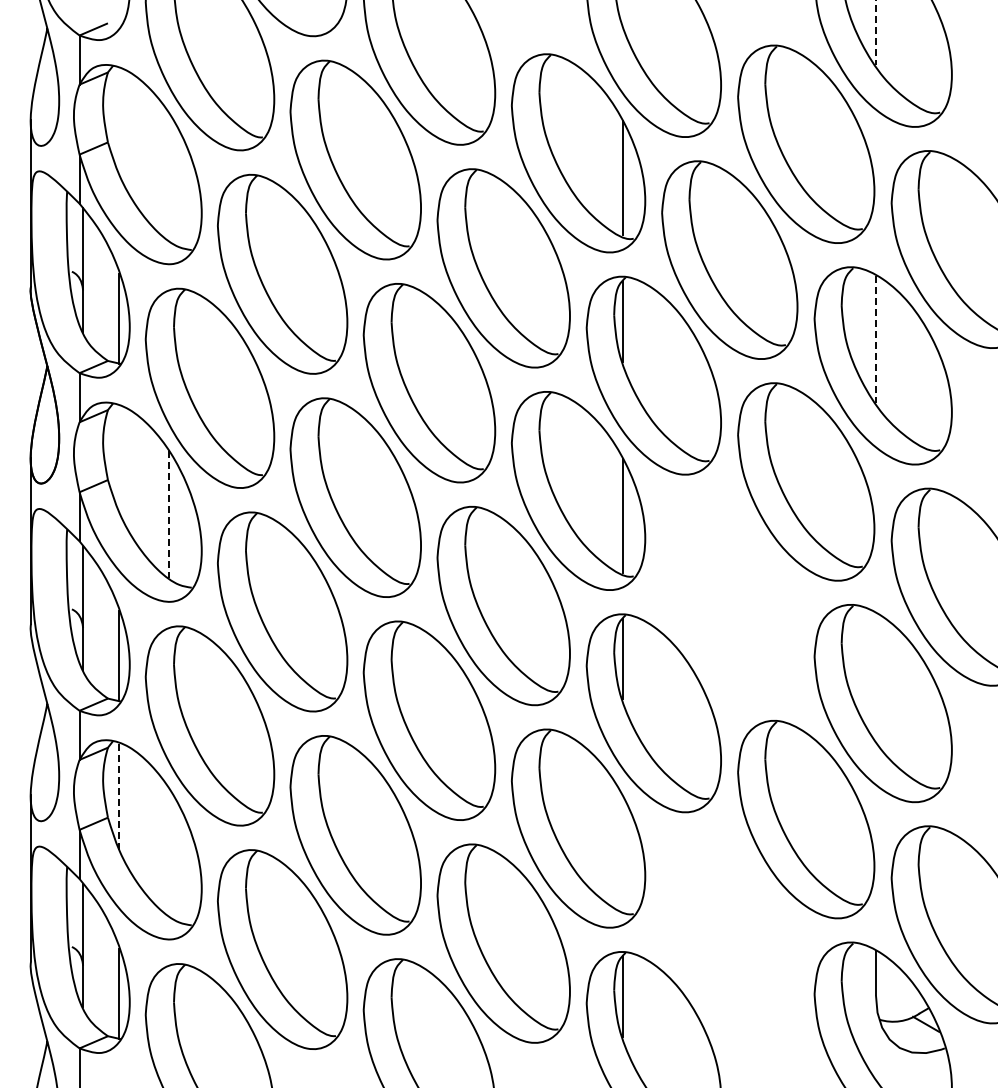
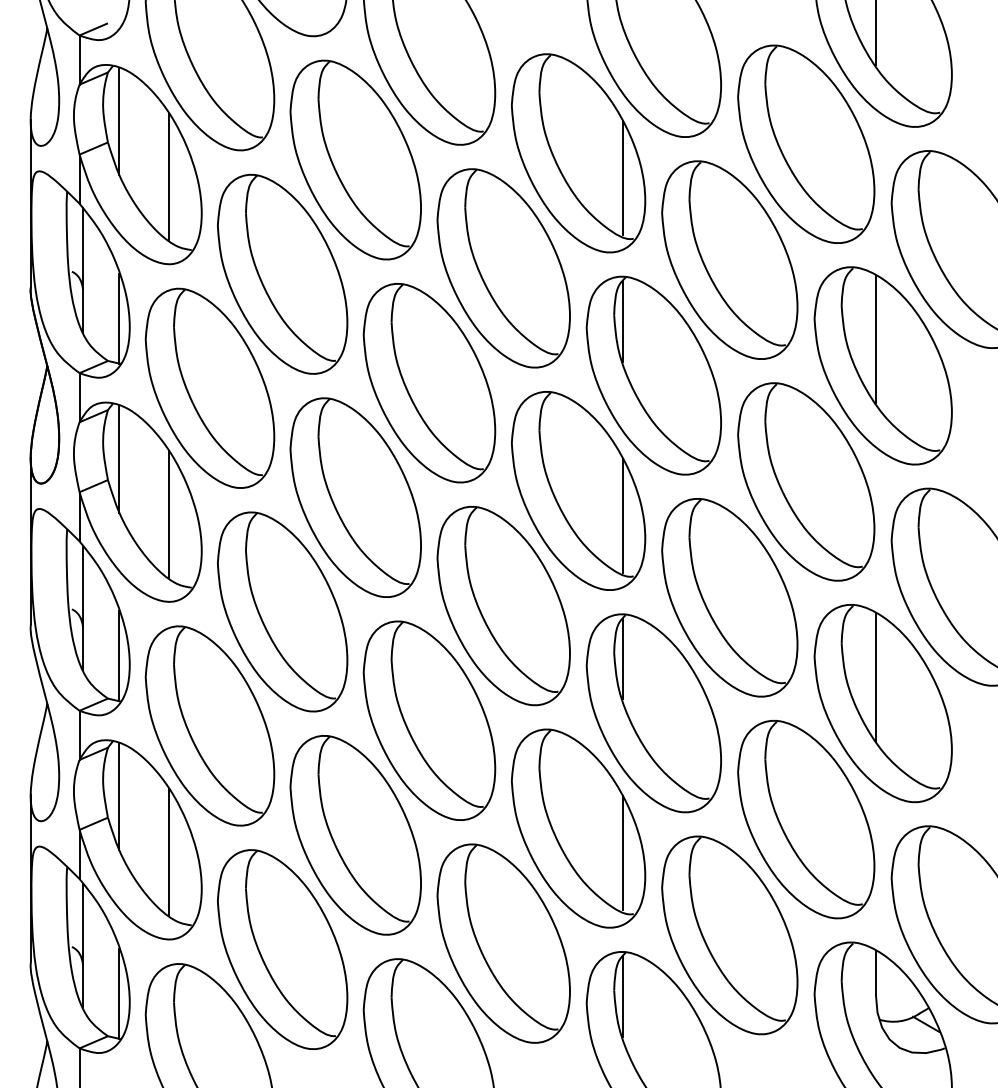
line: dashed -> solid (875, 33)
line: none -> present (119, 121)
line: none -> present (169, 176)
line: dashed -> solid (875, 340)
line: none -> present (119, 459)
line: dashed -> solid (169, 515)
part: none -> present (729, 597)
line: none -> present (875, 676)
line: dashed -> solid (119, 797)
line: none -> present (169, 852)
line: none -> present (622, 853)
part: none -> present (729, 935)
